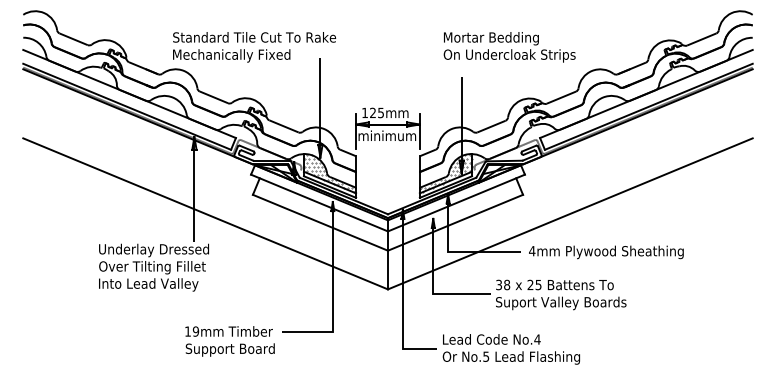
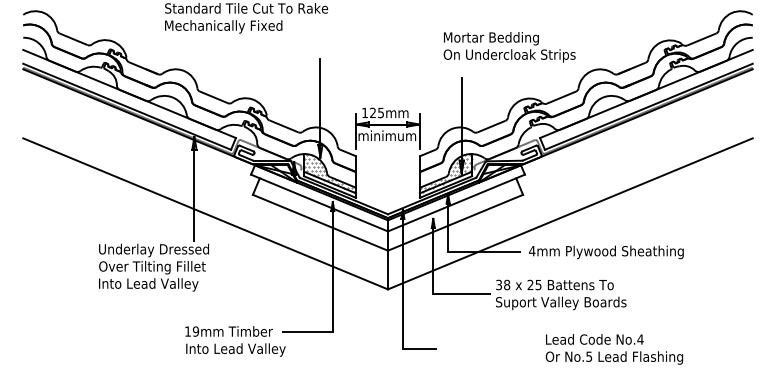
text position: (254, 47) -> (246, 18) (246, 18)
text: Support Board -> Into Lead Valley (235, 349)
text position: (510, 349) -> (613, 349) (613, 349)
